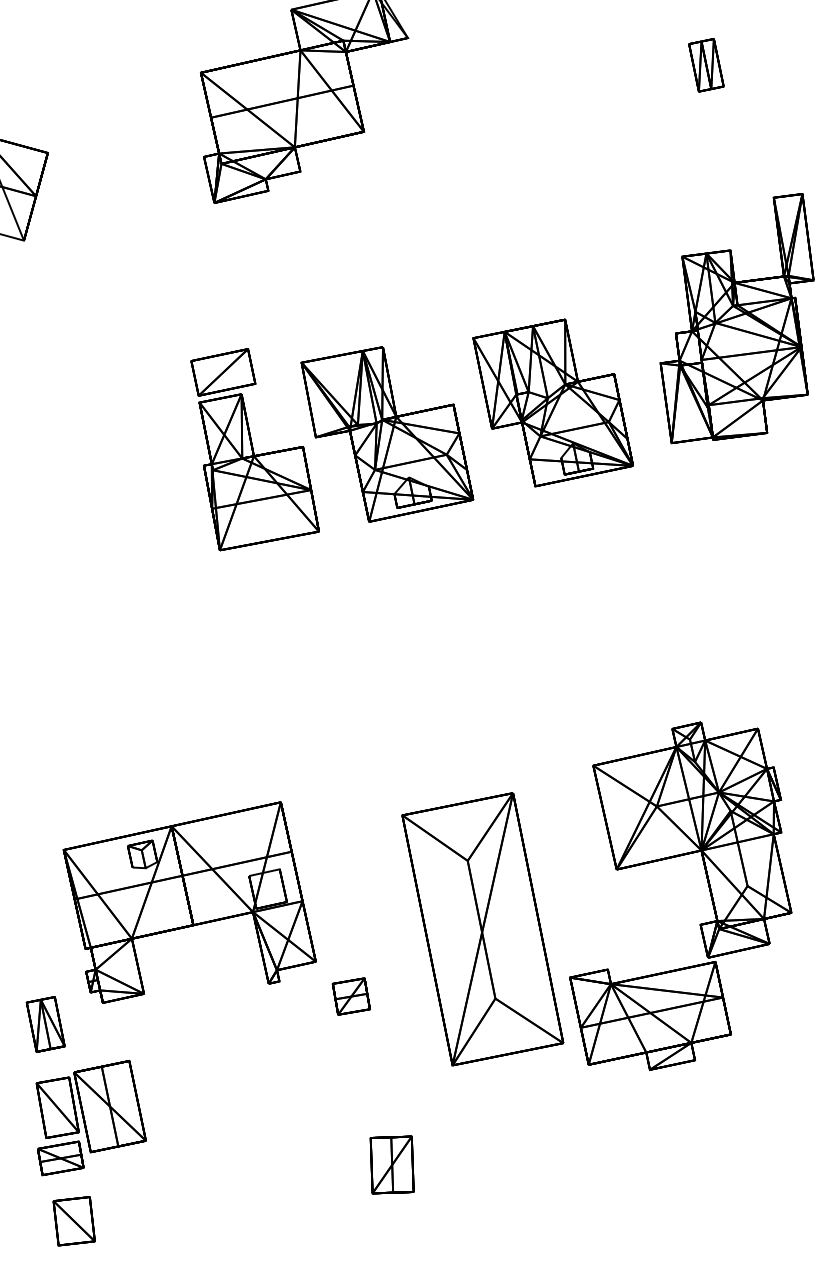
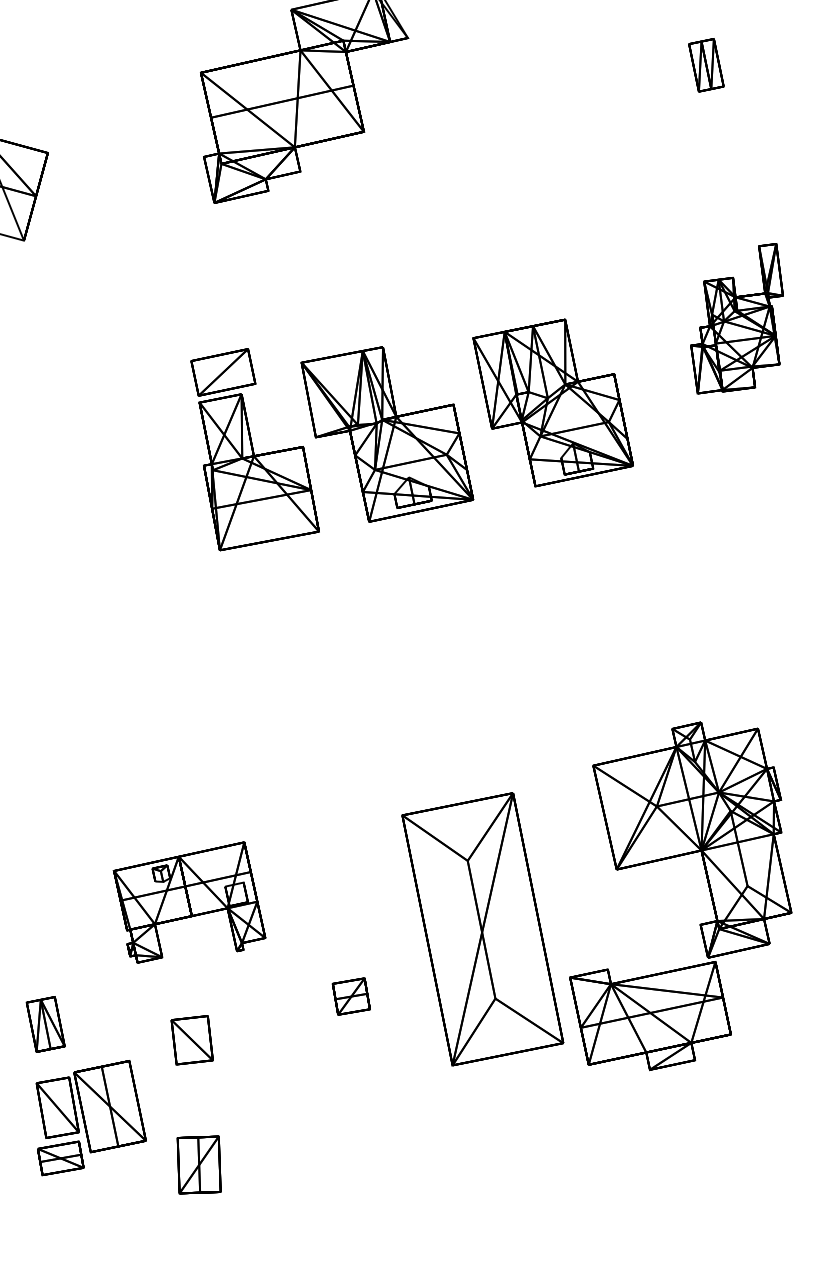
part size: 156x252 px -> 94x152 px (736, 318)
part size: 255x203 px -> 155x123 px (189, 902)
part position: (391, 1164) -> (198, 1164) (198, 1164)
part position: (73, 1221) -> (191, 1040) (191, 1040)
